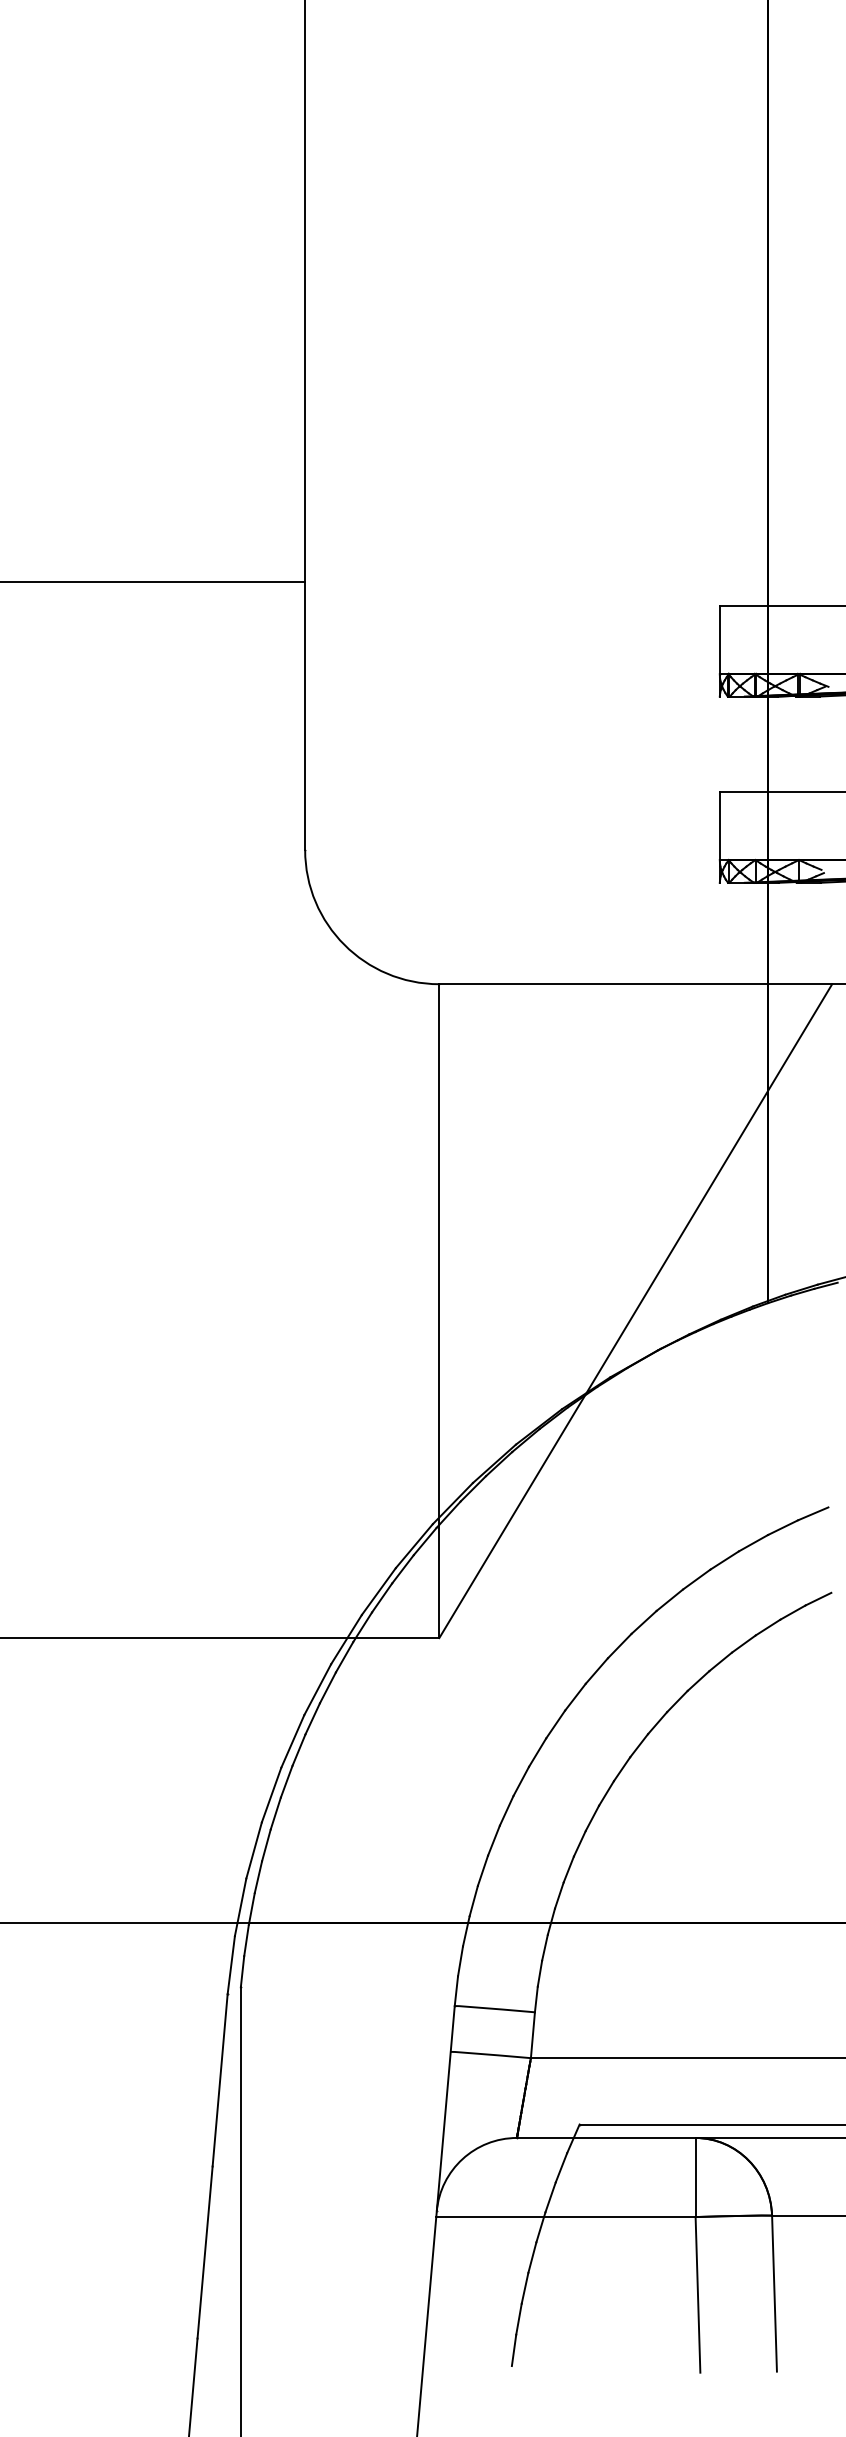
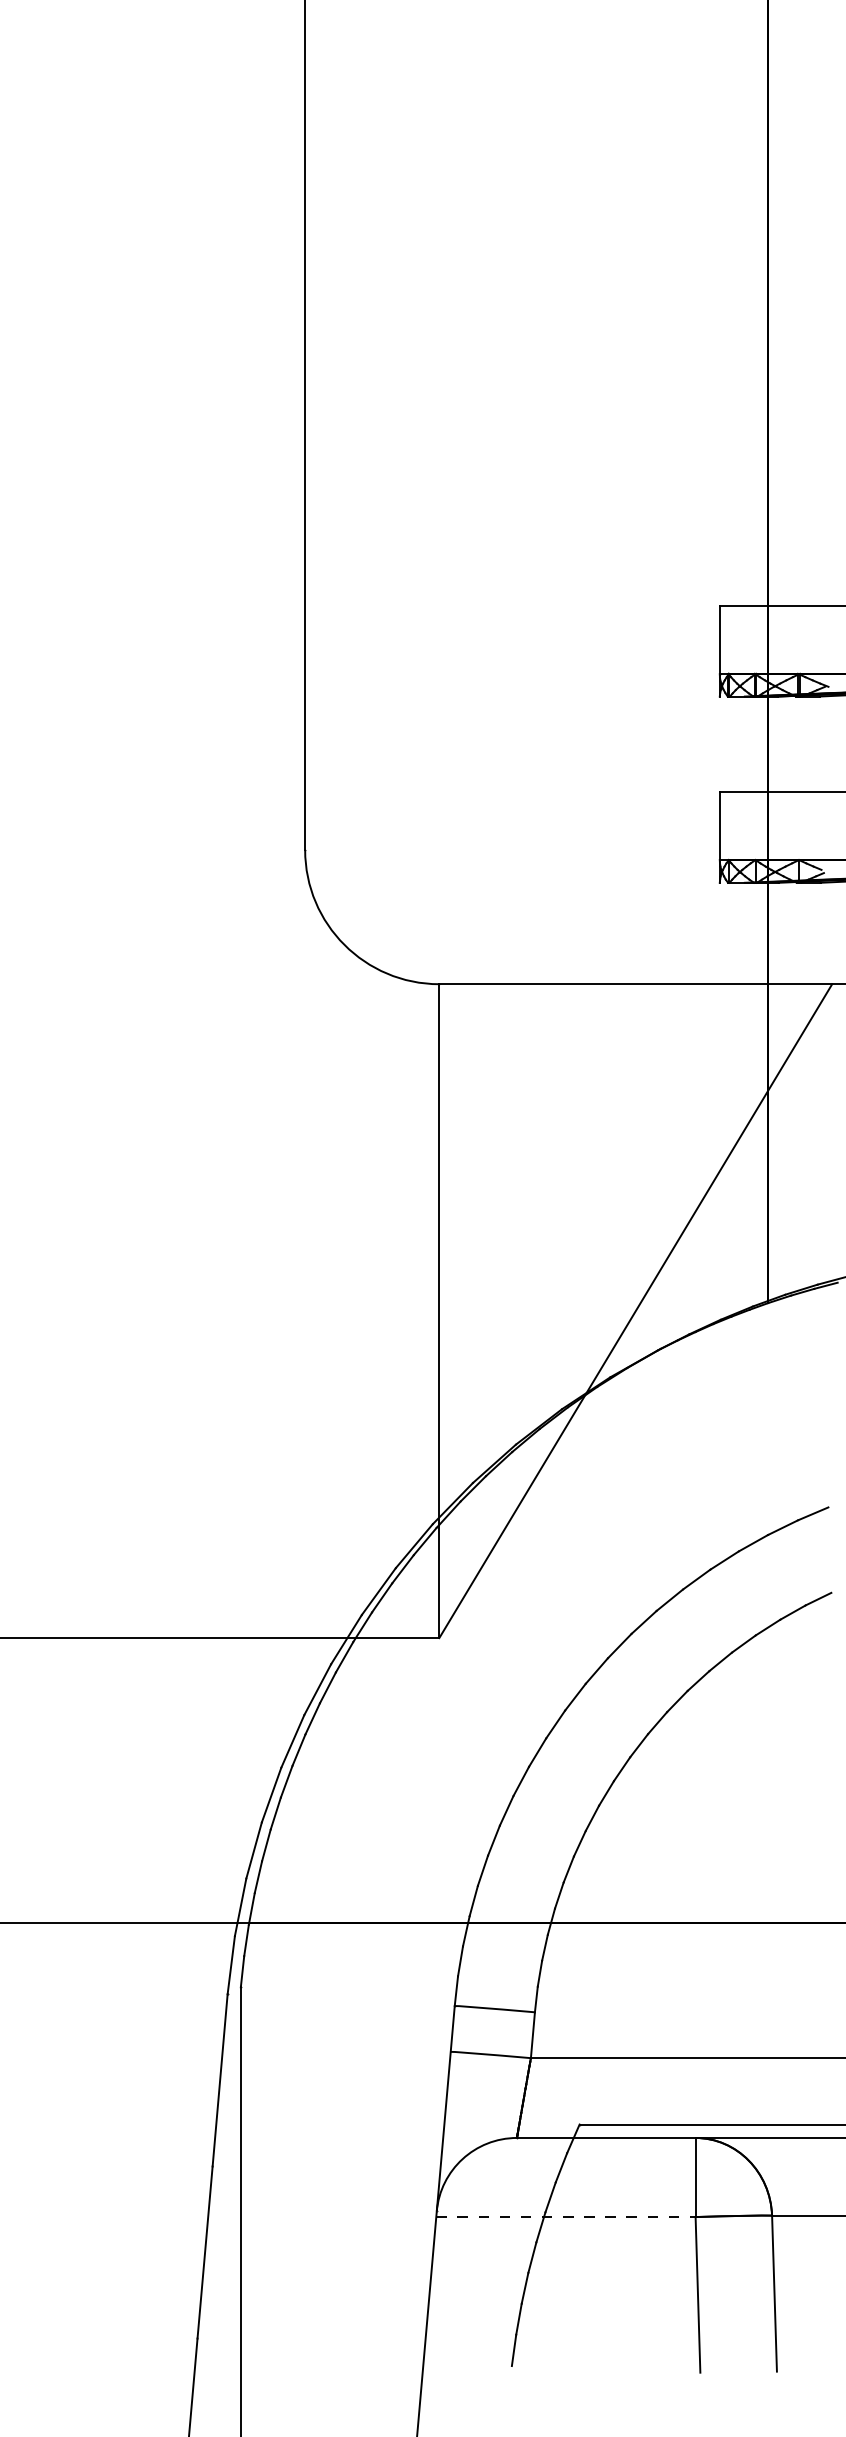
line: present -> none (153, 581)
line: solid -> dashed (565, 2217)
